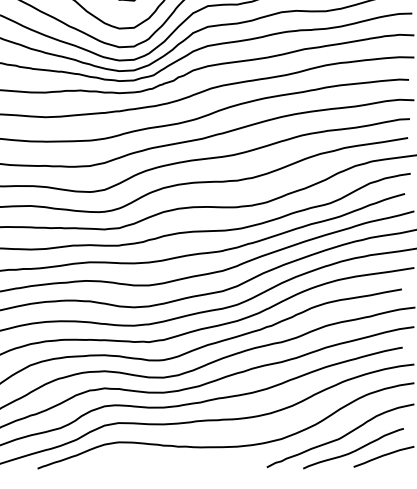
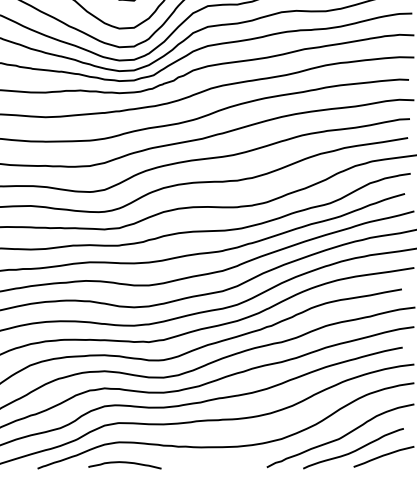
curve: none -> present (124, 463)
